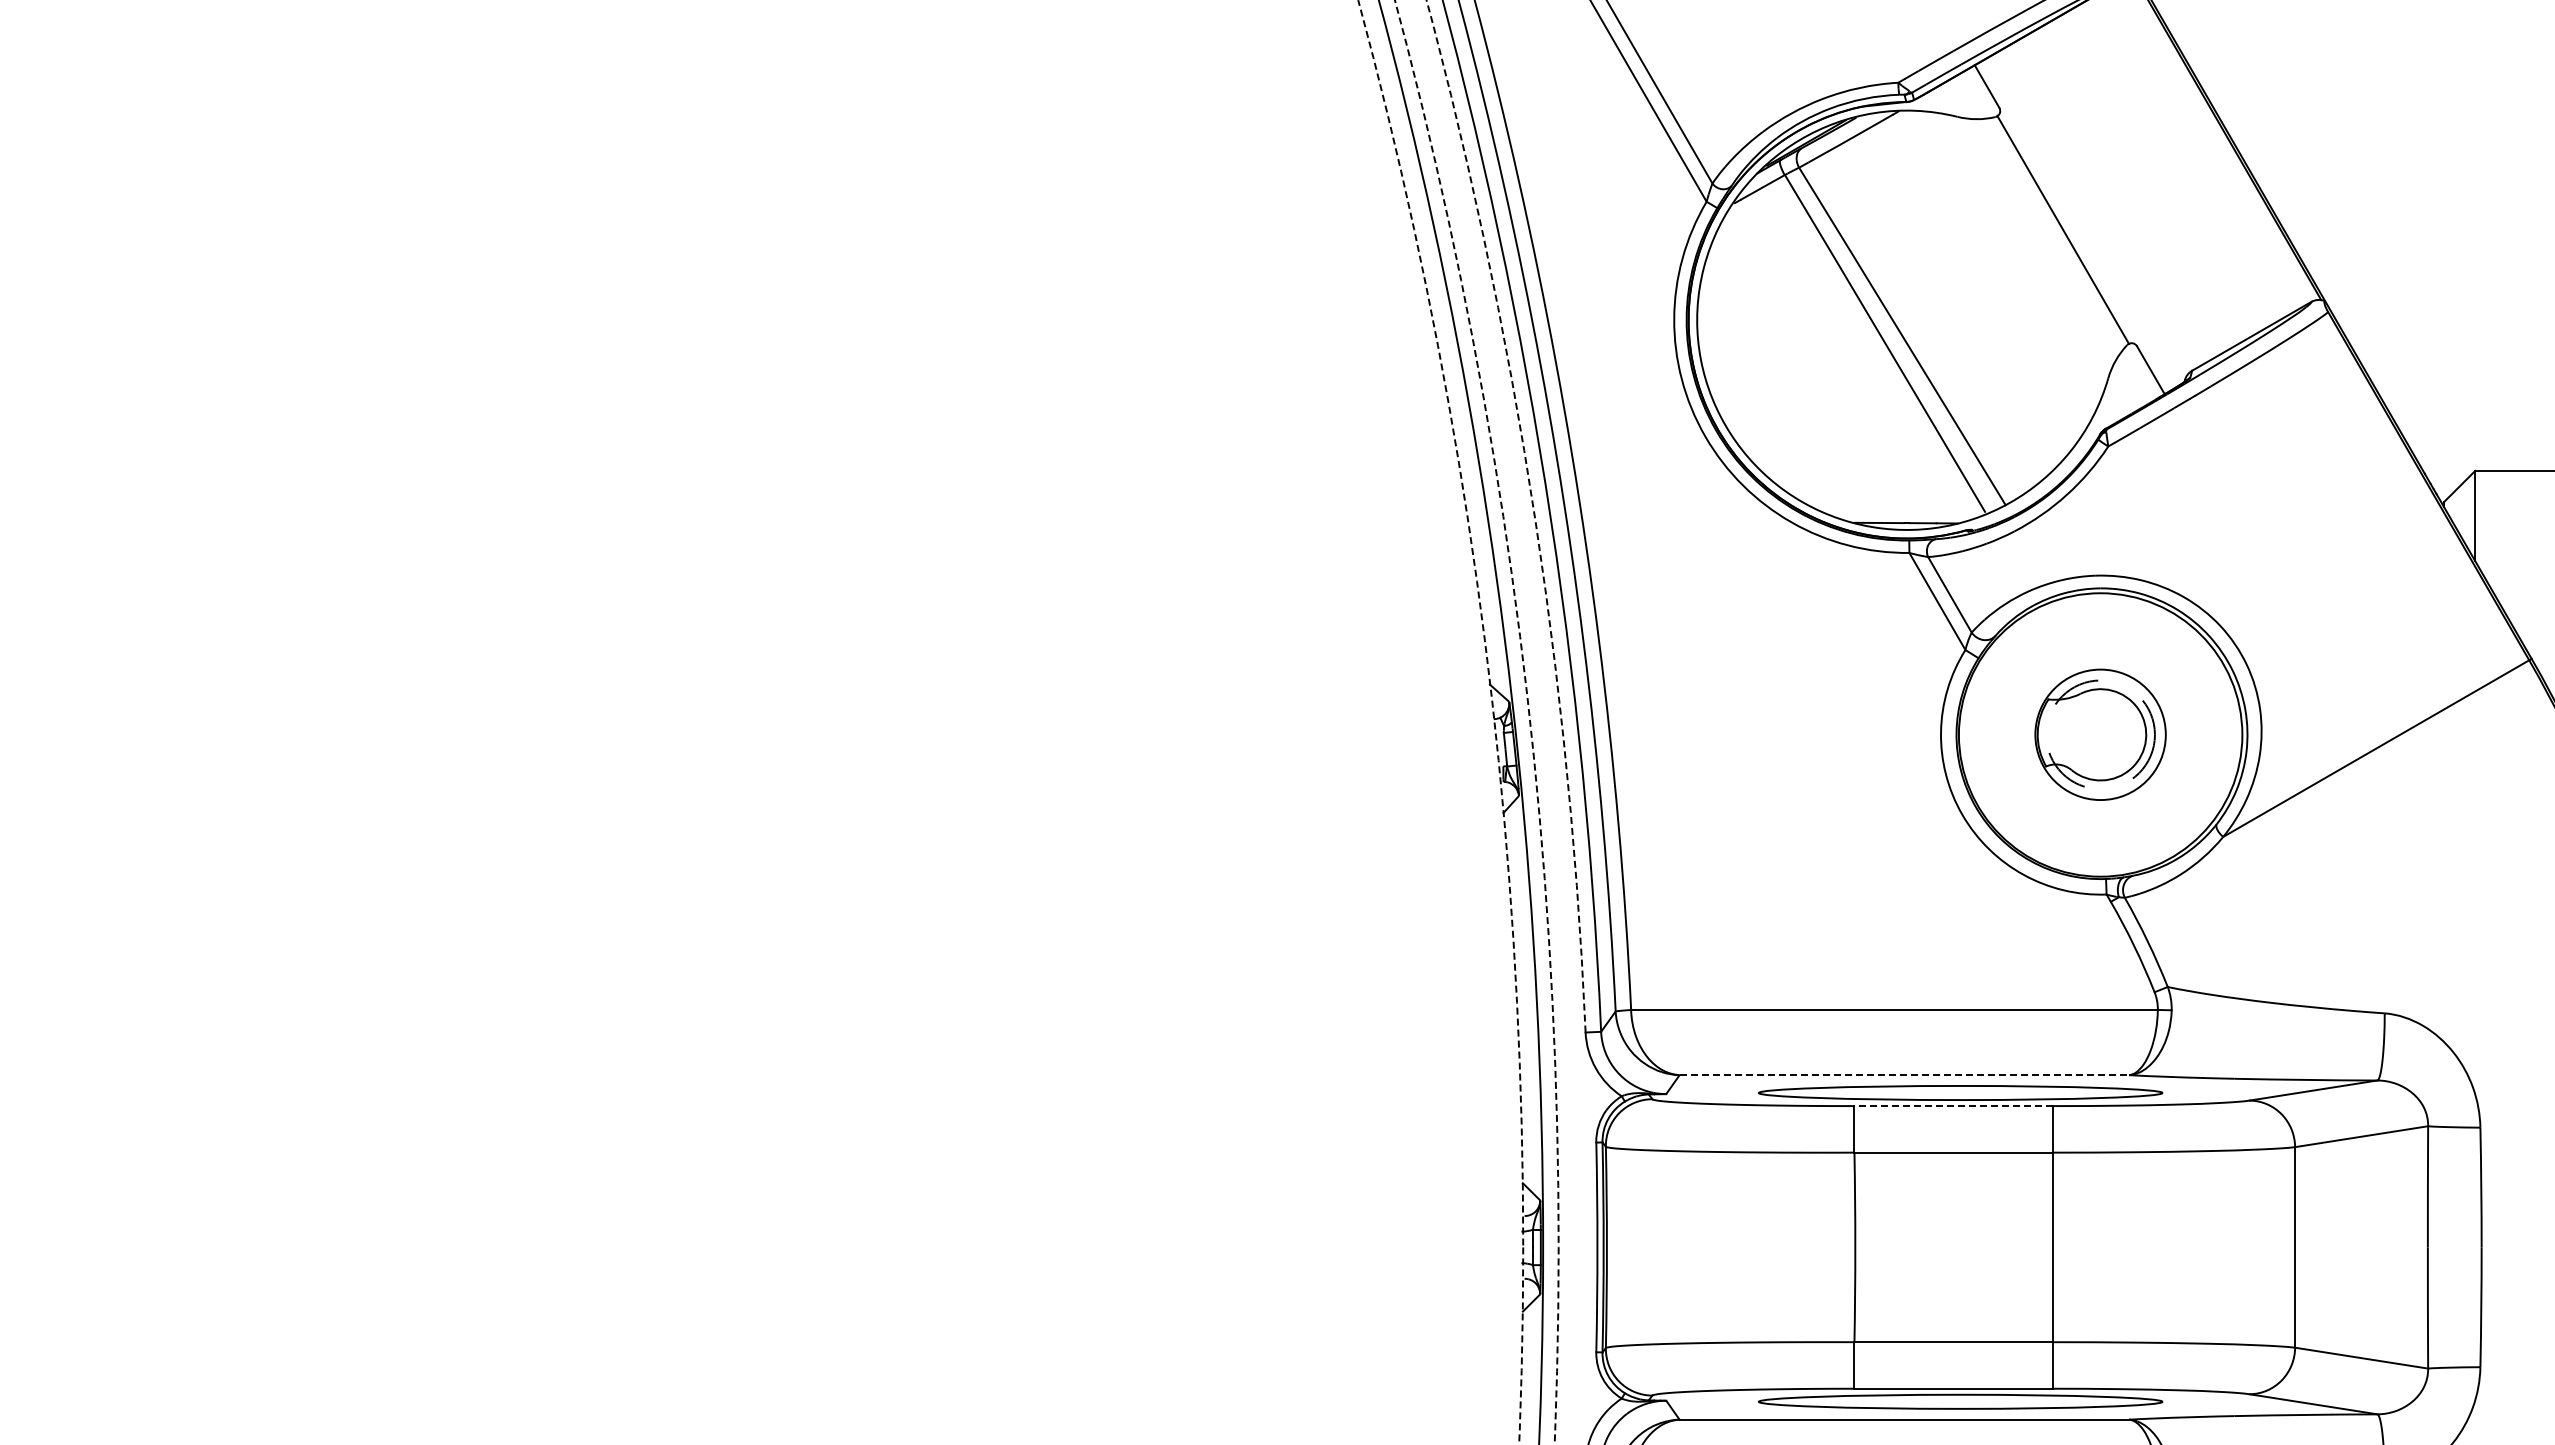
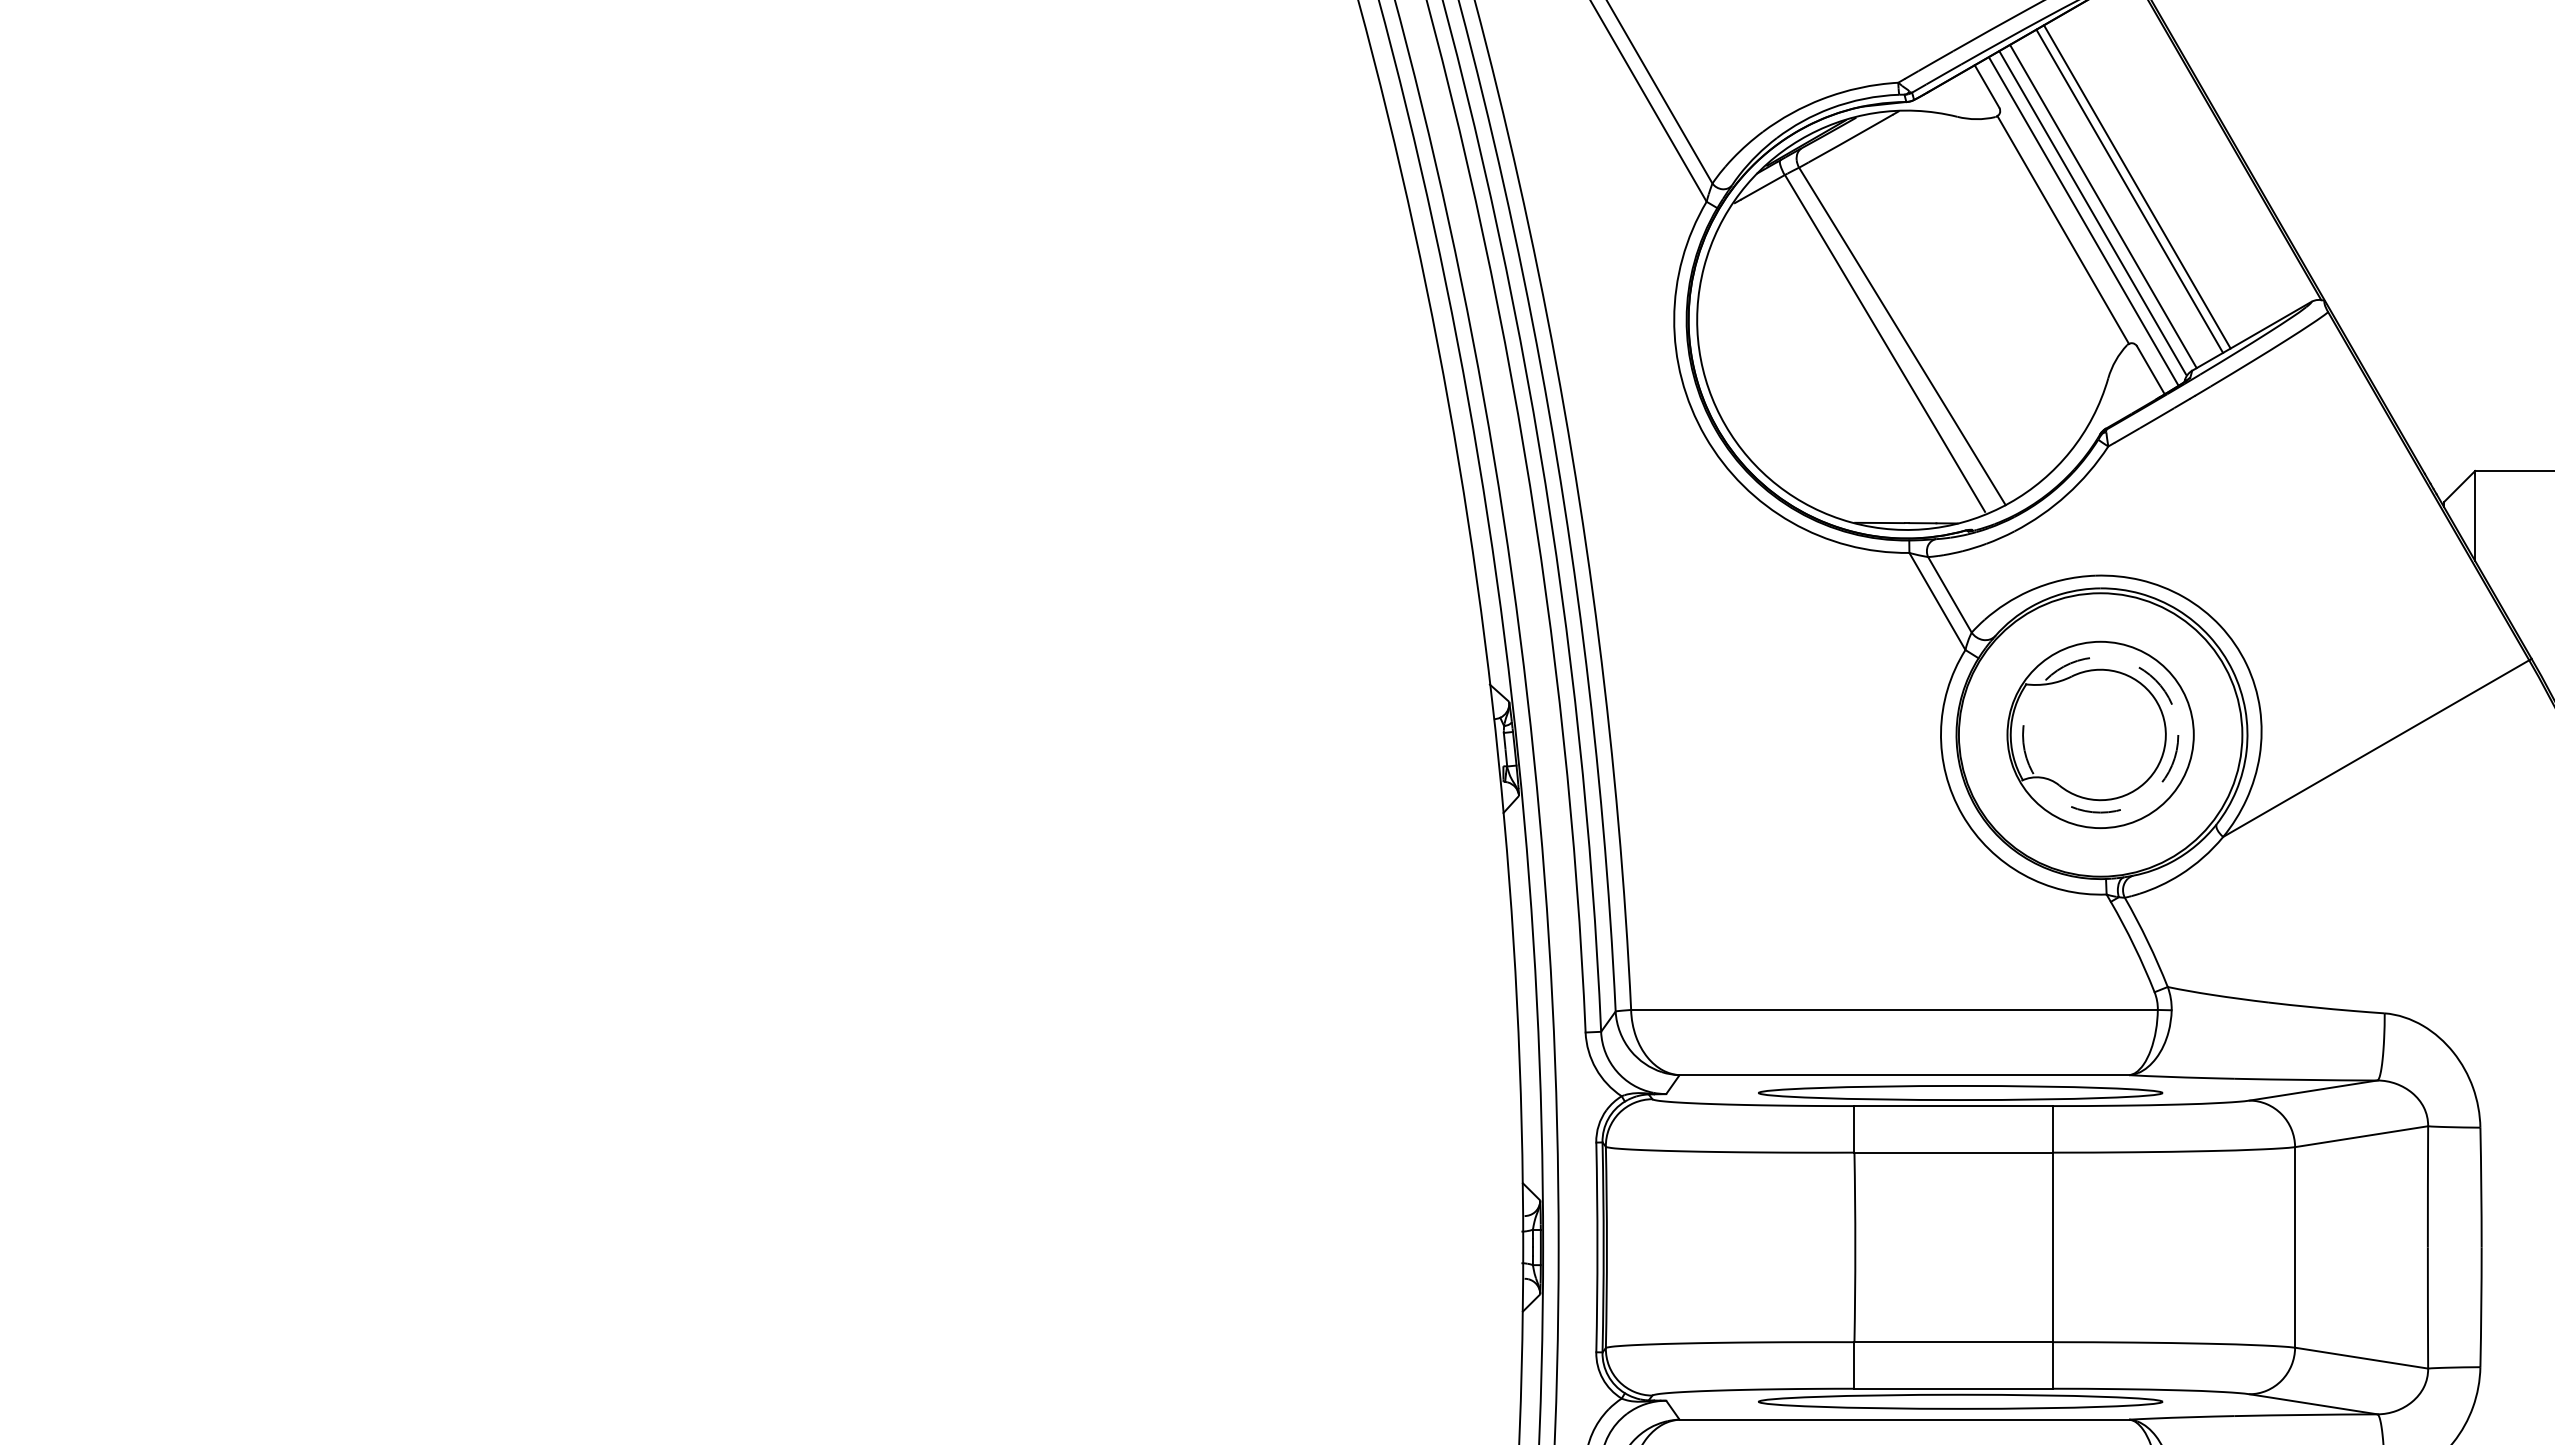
line: none -> present (2137, 186)
line: none -> present (2129, 190)
line: none -> present (2103, 206)
line: none -> present (2092, 212)
line: none -> present (2083, 222)
arc: dashed -> solid (1533, 509)
circle: dashed -> solid (1440, 722)
circle: dashed -> solid (1476, 722)
part size: 133x133 px -> 189x189 px (2100, 734)
line: dashed -> solid (1904, 1075)
line: dashed -> solid (1953, 1106)
